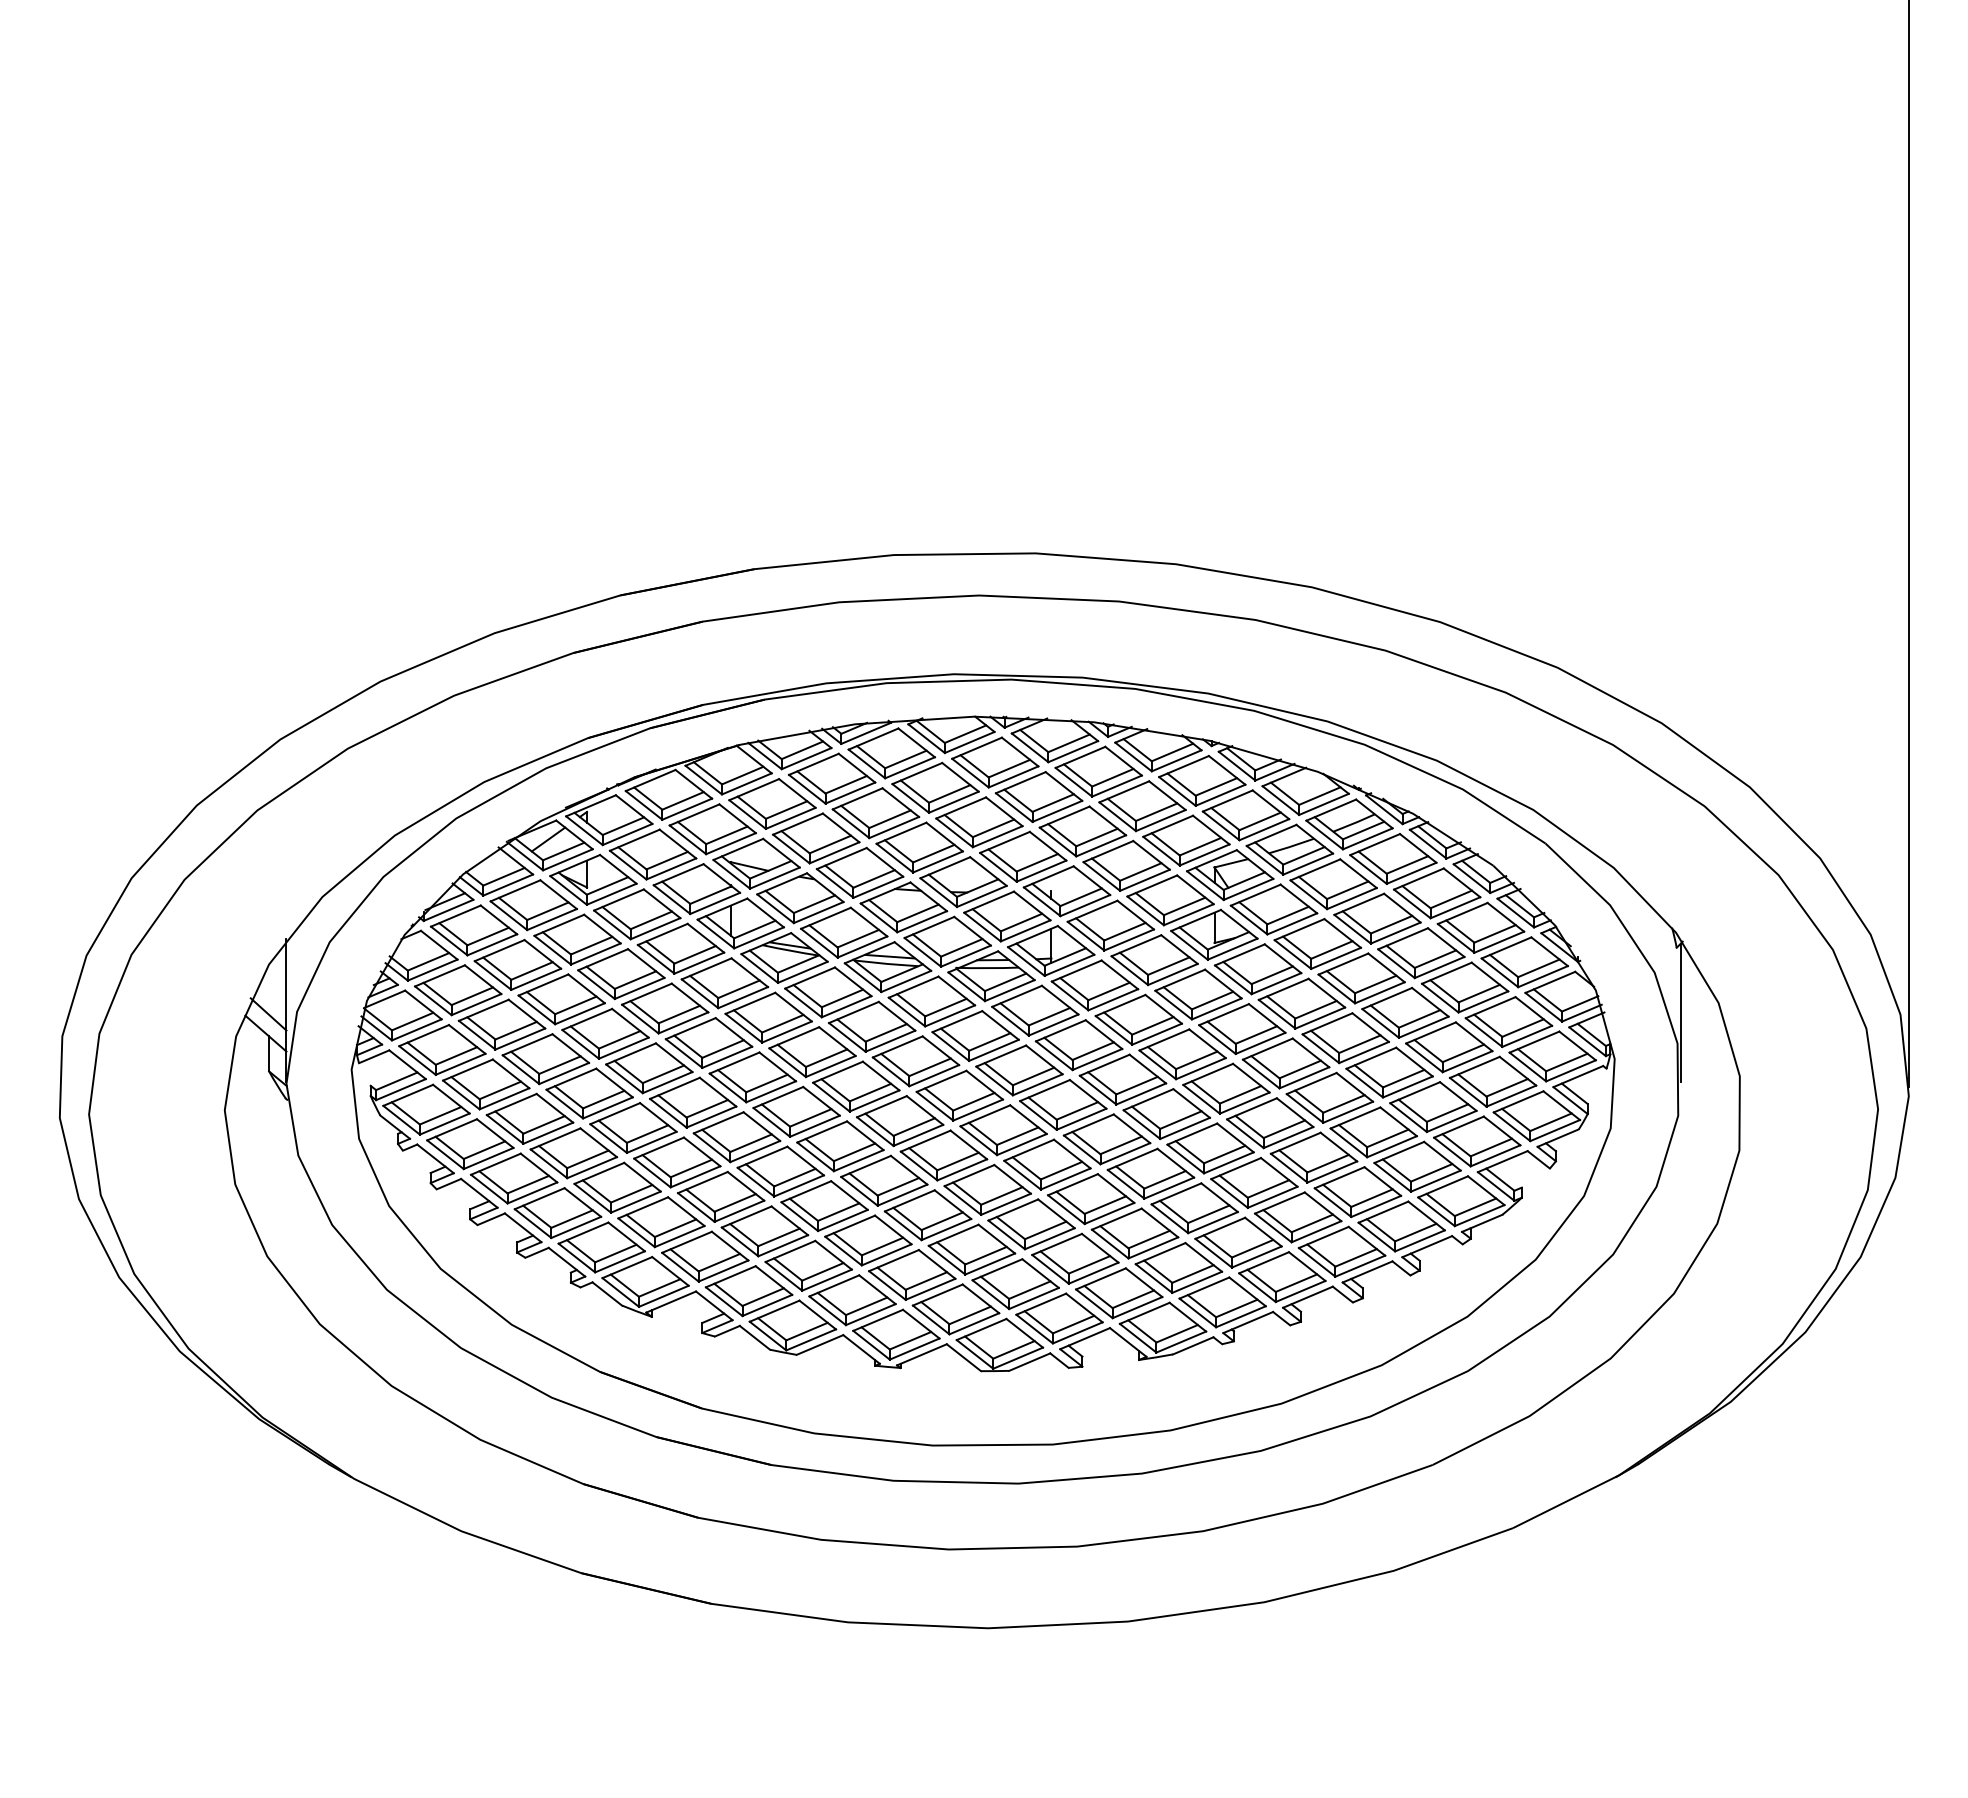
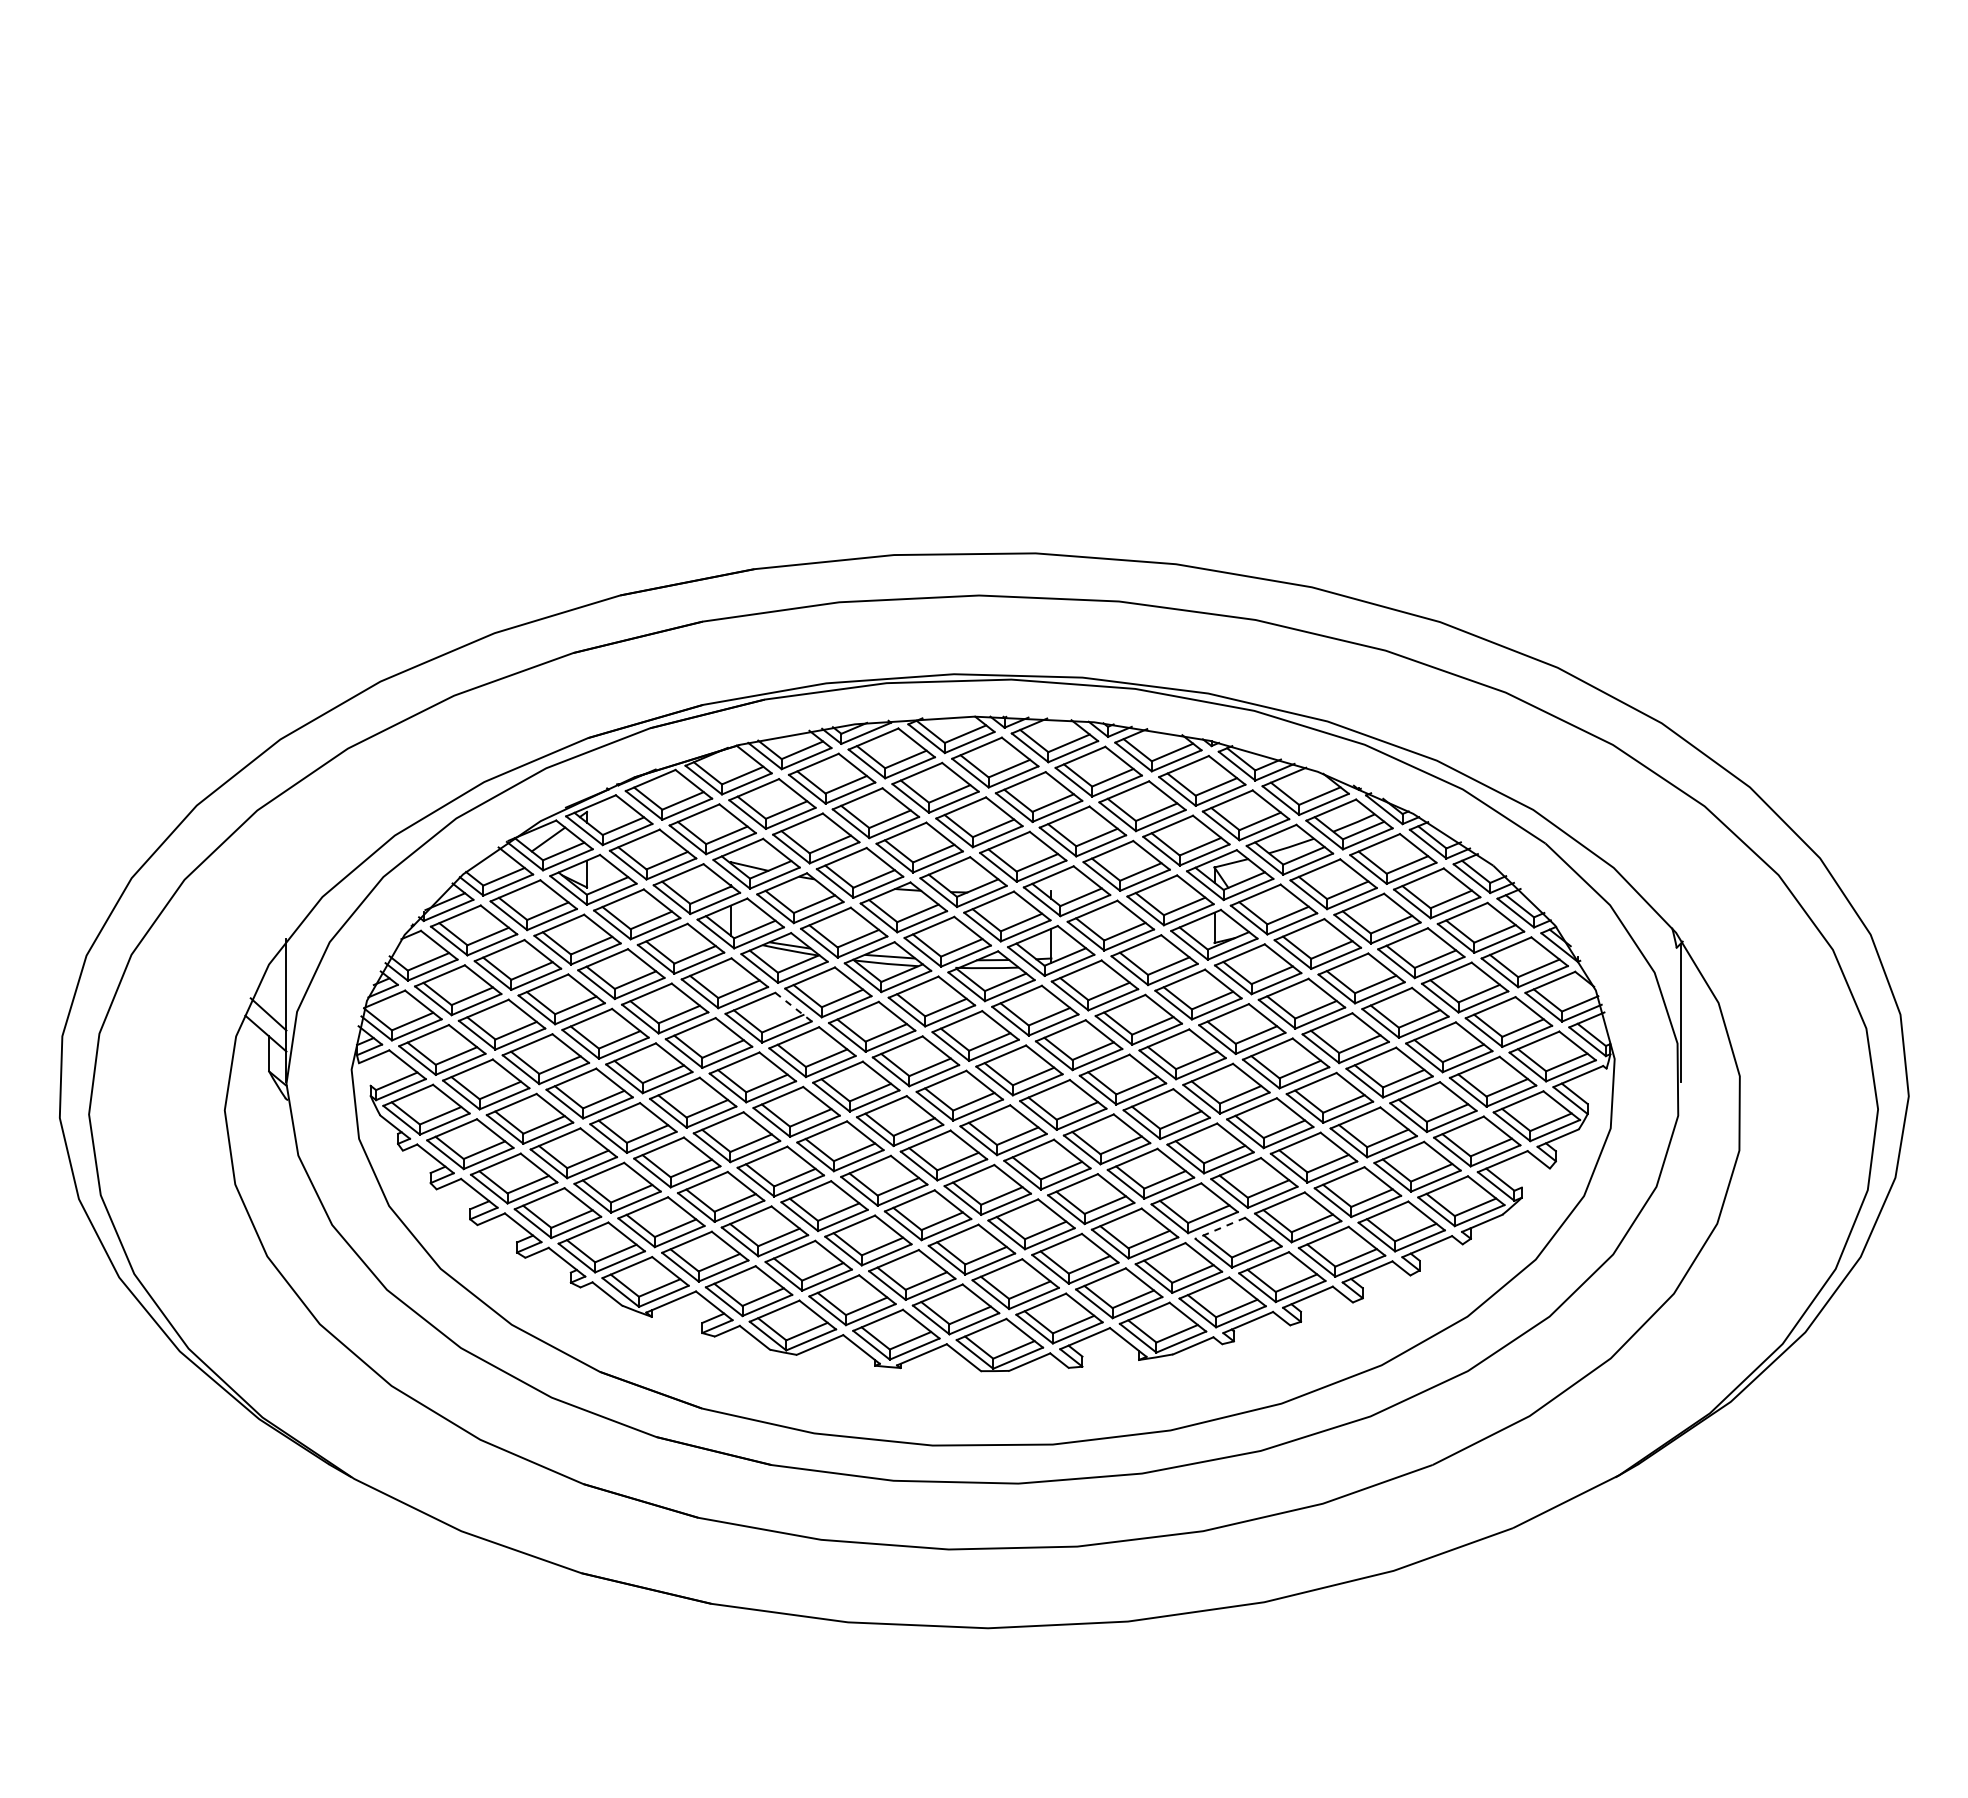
line: present -> none (1908, 544)
line: solid -> dashed (793, 1006)
line: solid -> dashed (1219, 1228)
